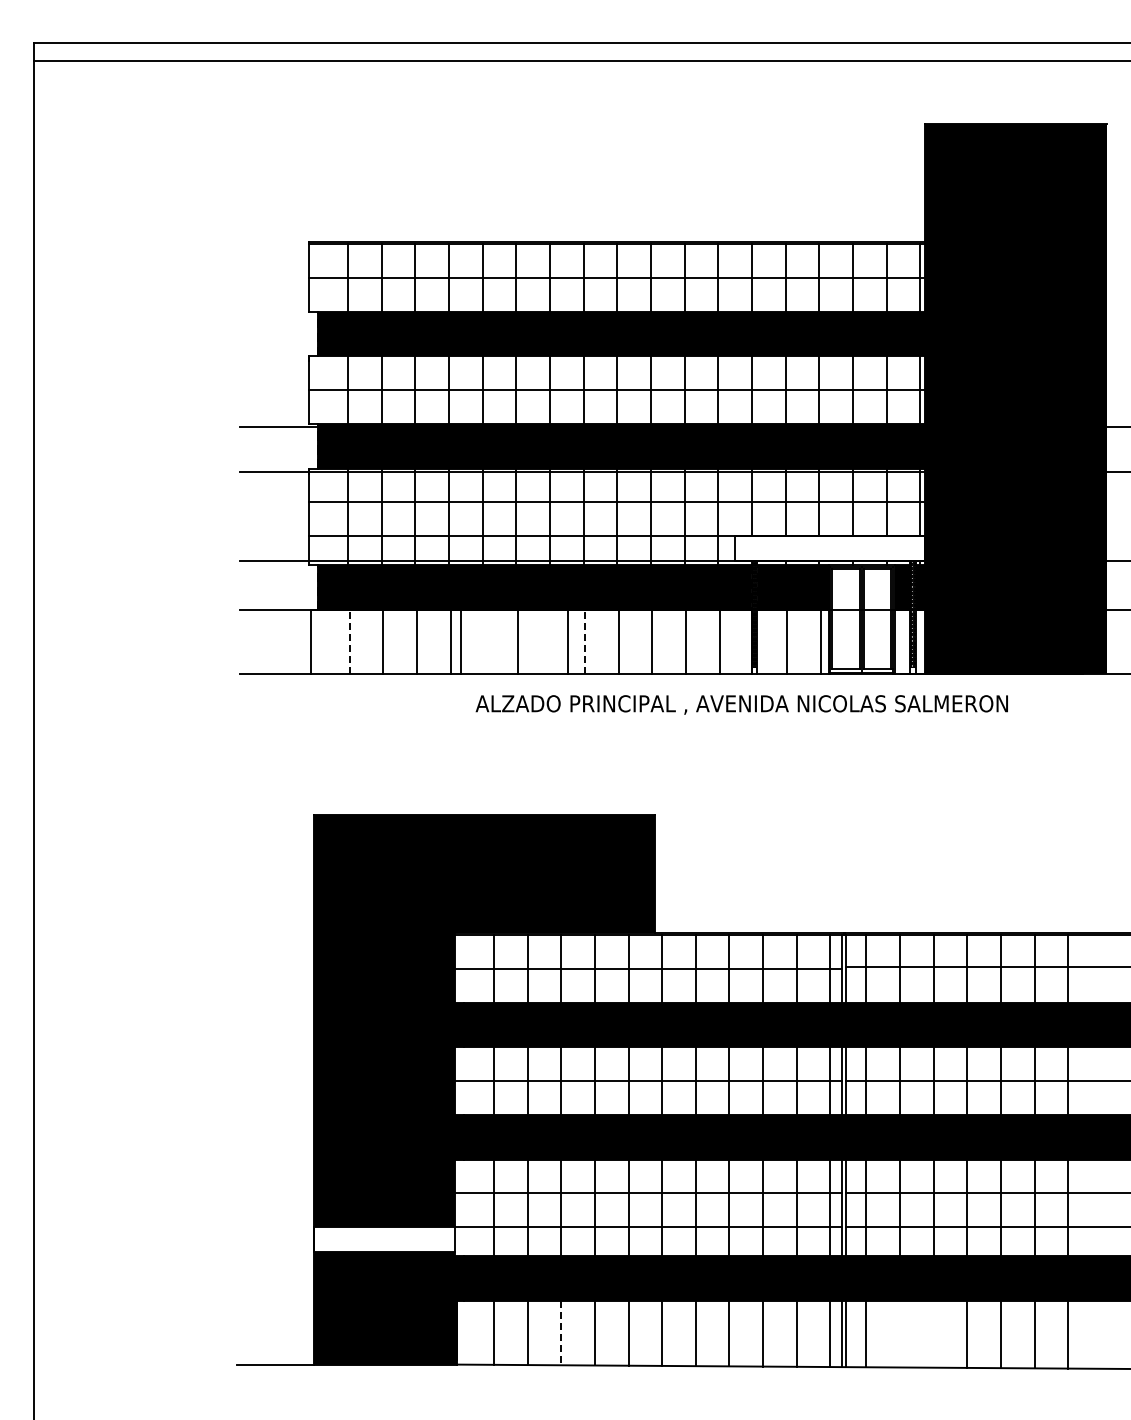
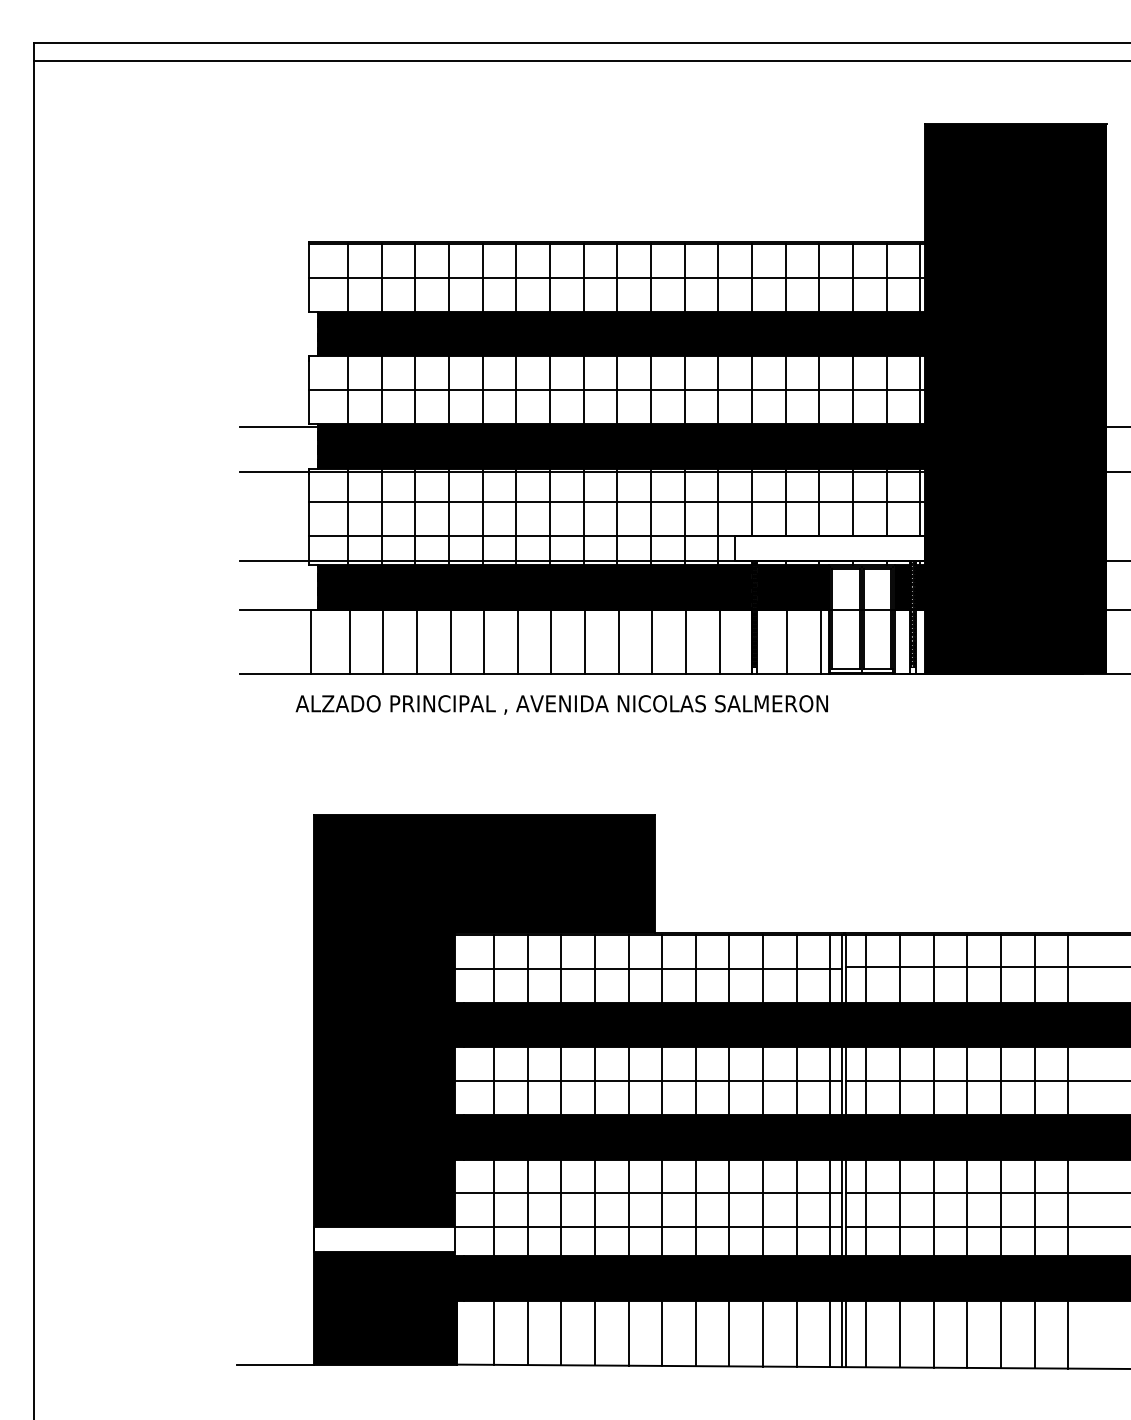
line: dashed -> solid (349, 641)
line position: (461, 641) -> (484, 641) (484, 641)
line position: (568, 641) -> (551, 641) (551, 641)
line: dashed -> solid (585, 641)
text position: (741, 704) -> (561, 704) (561, 704)
line: dashed -> solid (561, 1333)
line: none -> present (900, 1334)
line: none -> present (933, 1334)
